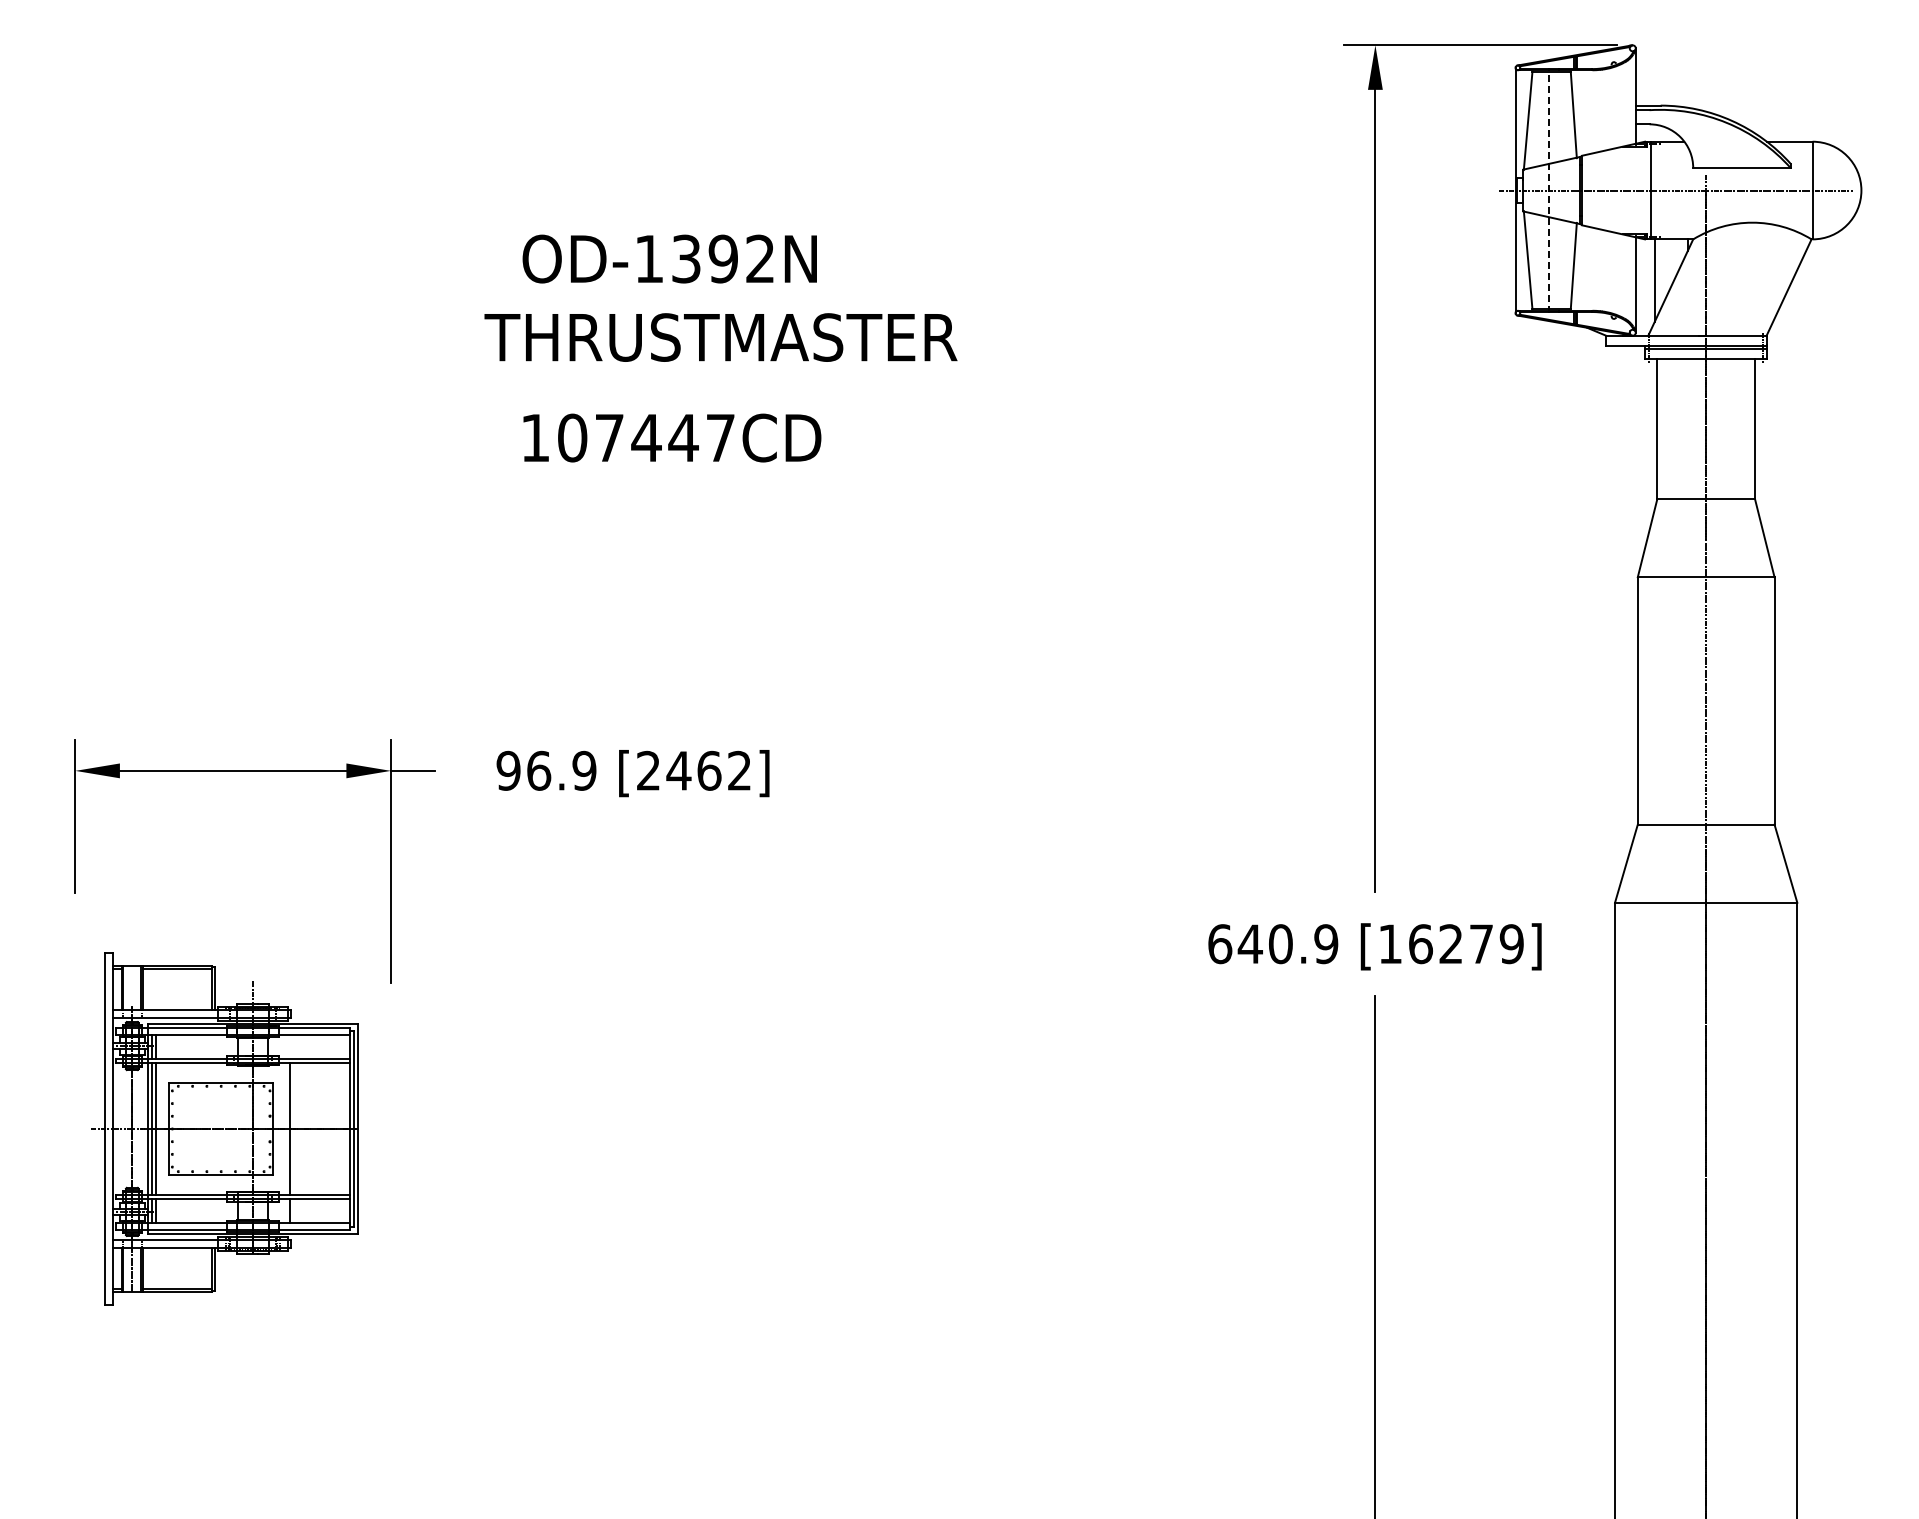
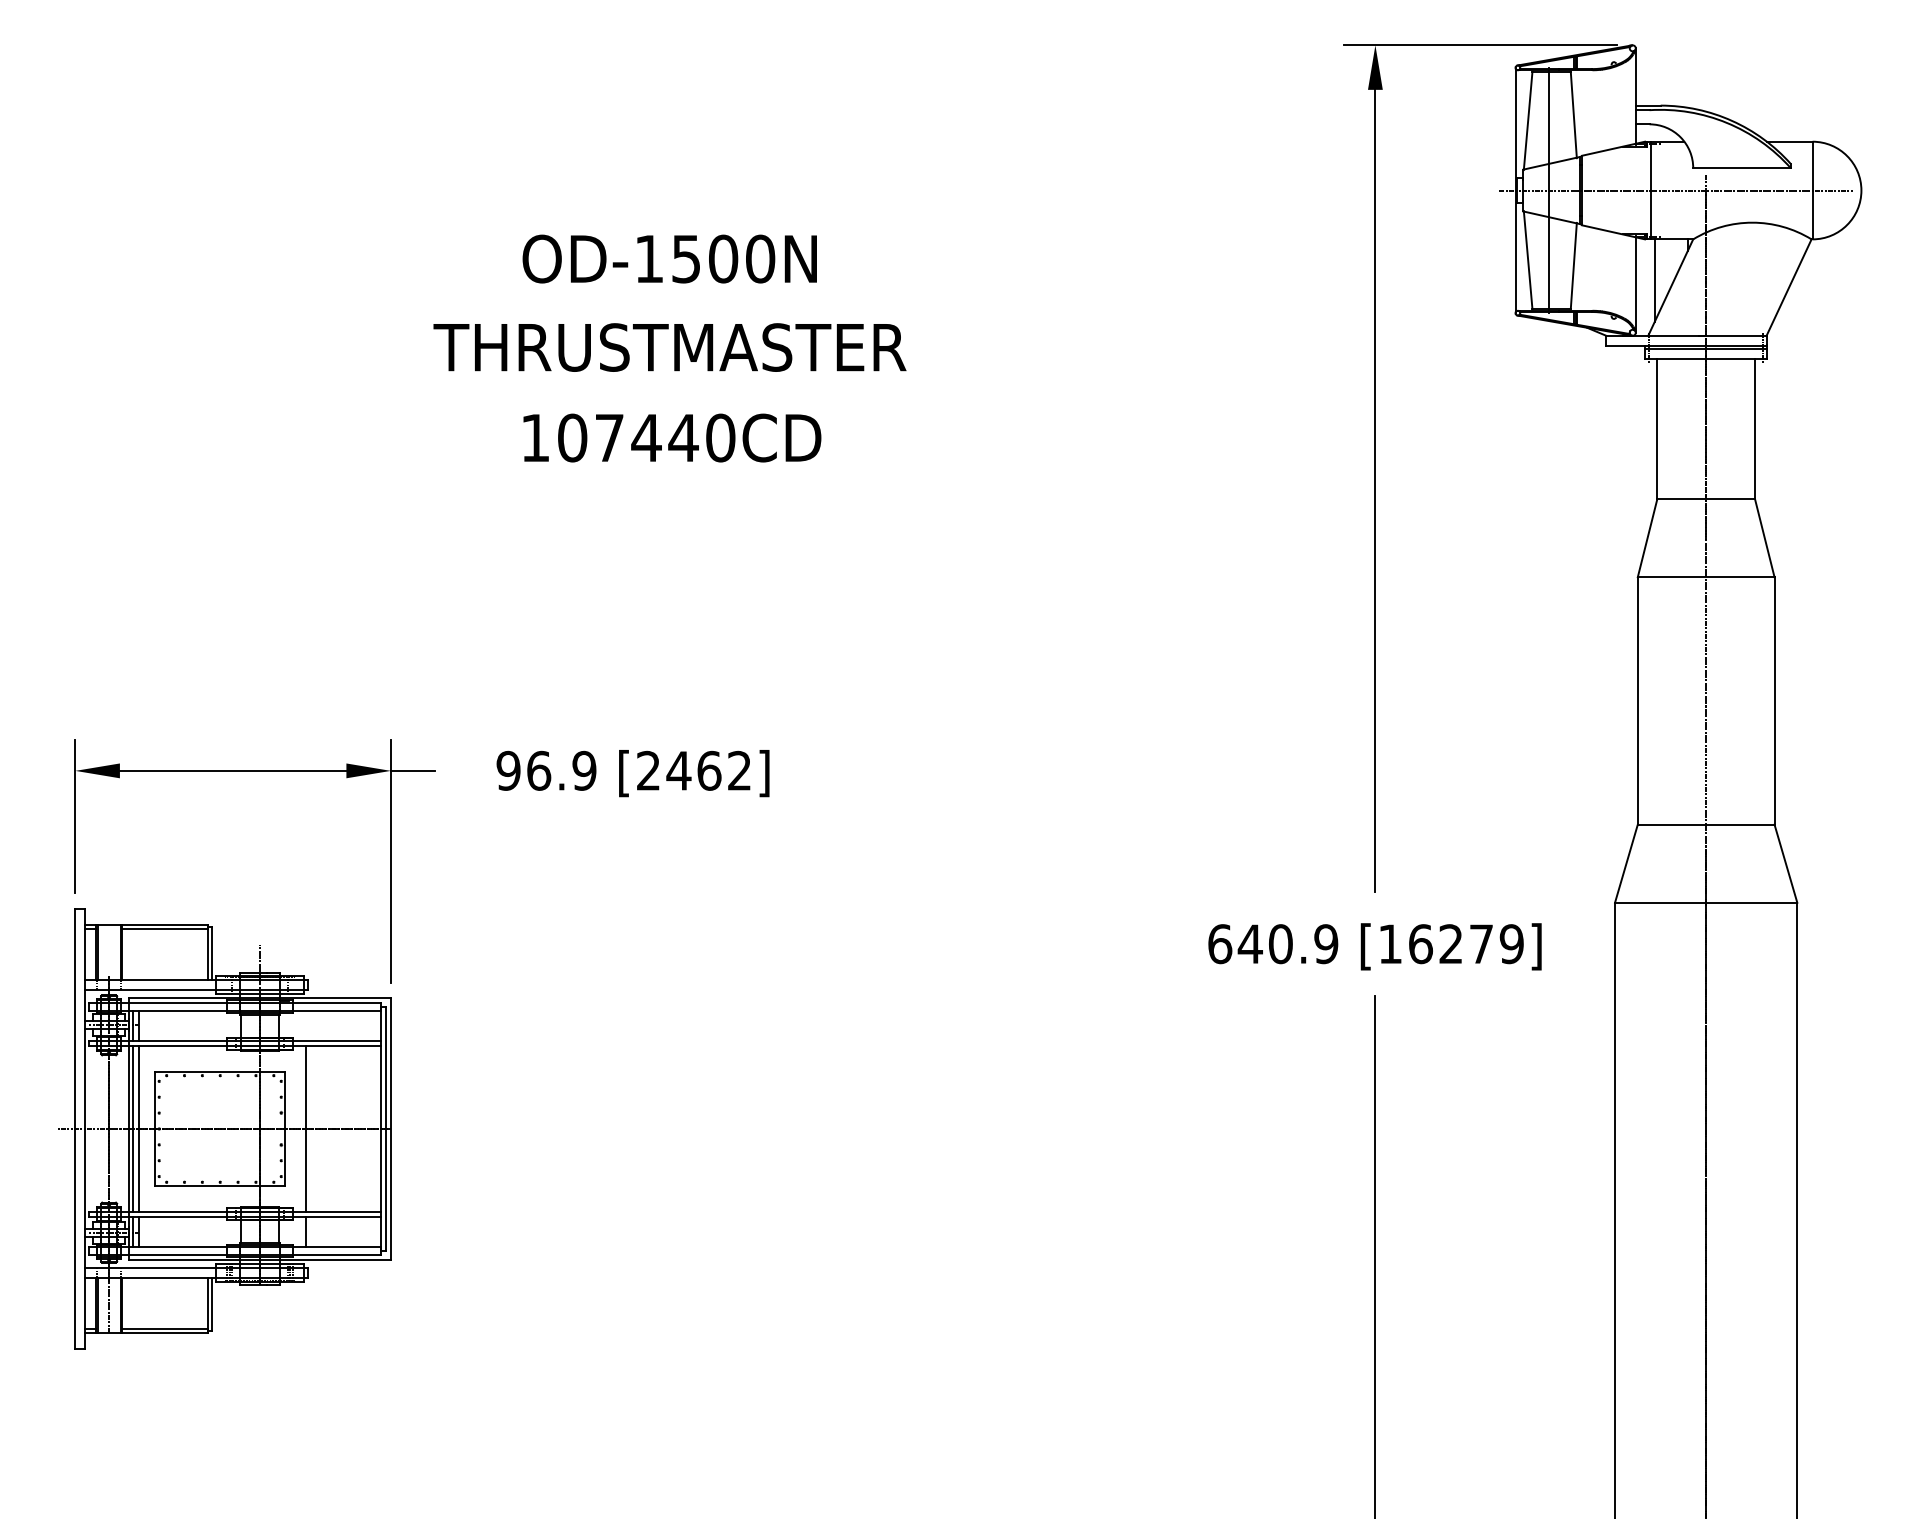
line: dashed -> solid (1549, 190)
text: OD-1392N -> OD-1500N (723, 258)
text position: (720, 337) -> (669, 347) (669, 347)
text: 107447CD -> 107440CD (720, 437)
part size: 268x354 px -> 334x442 px (224, 1128)
